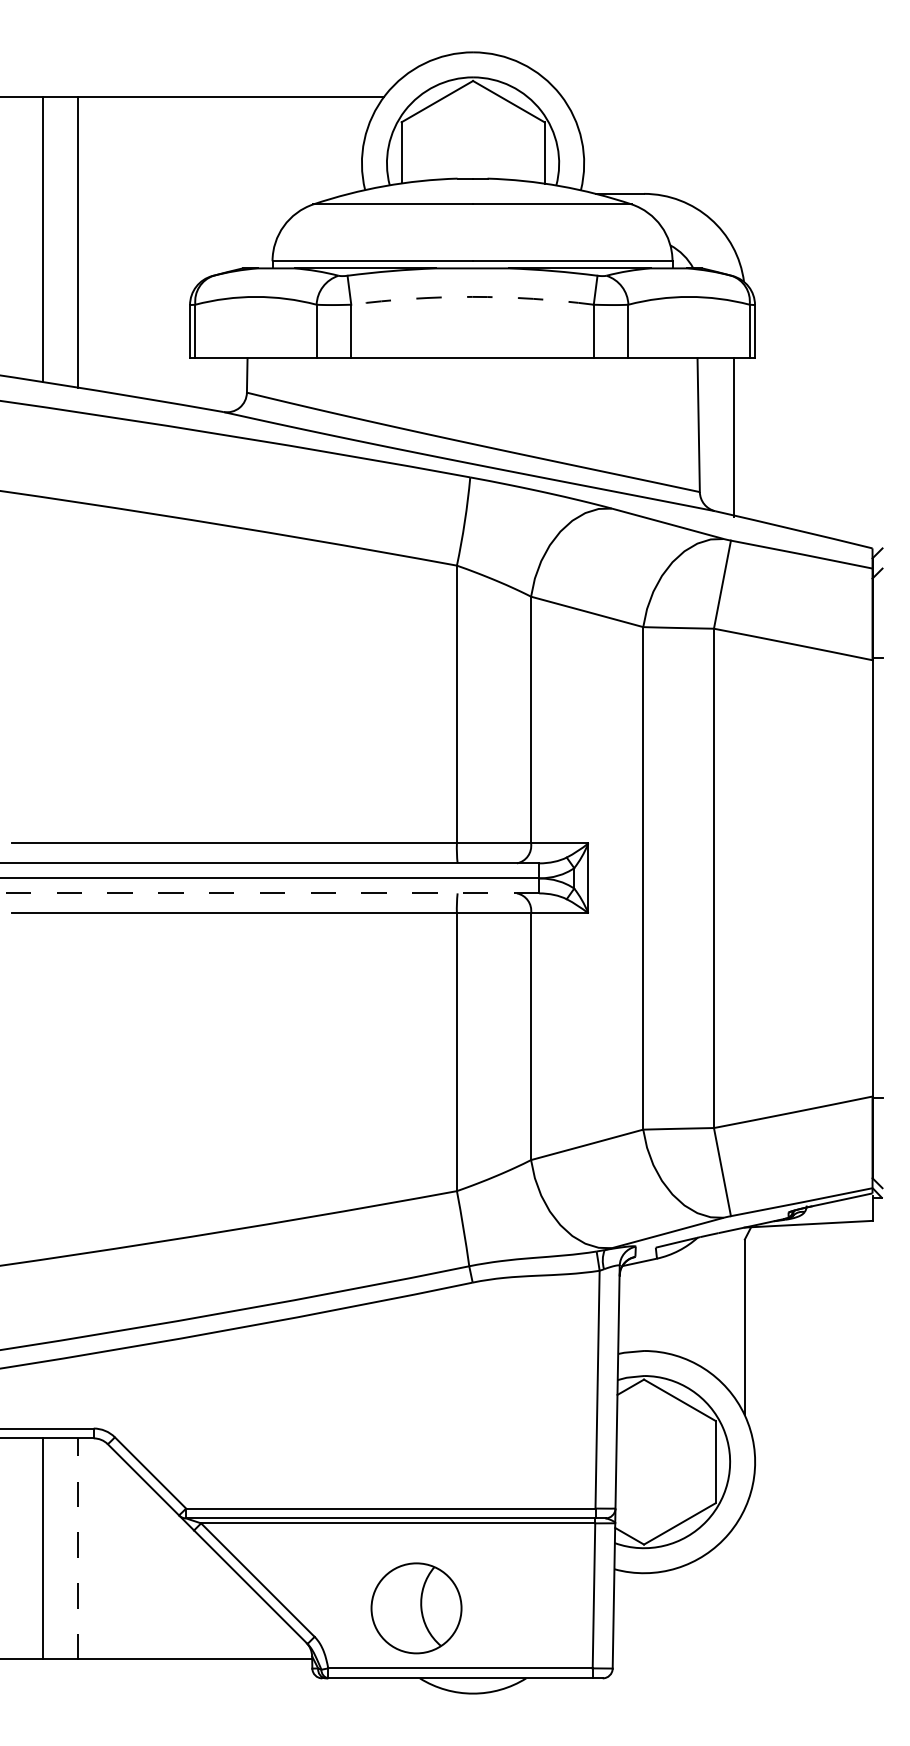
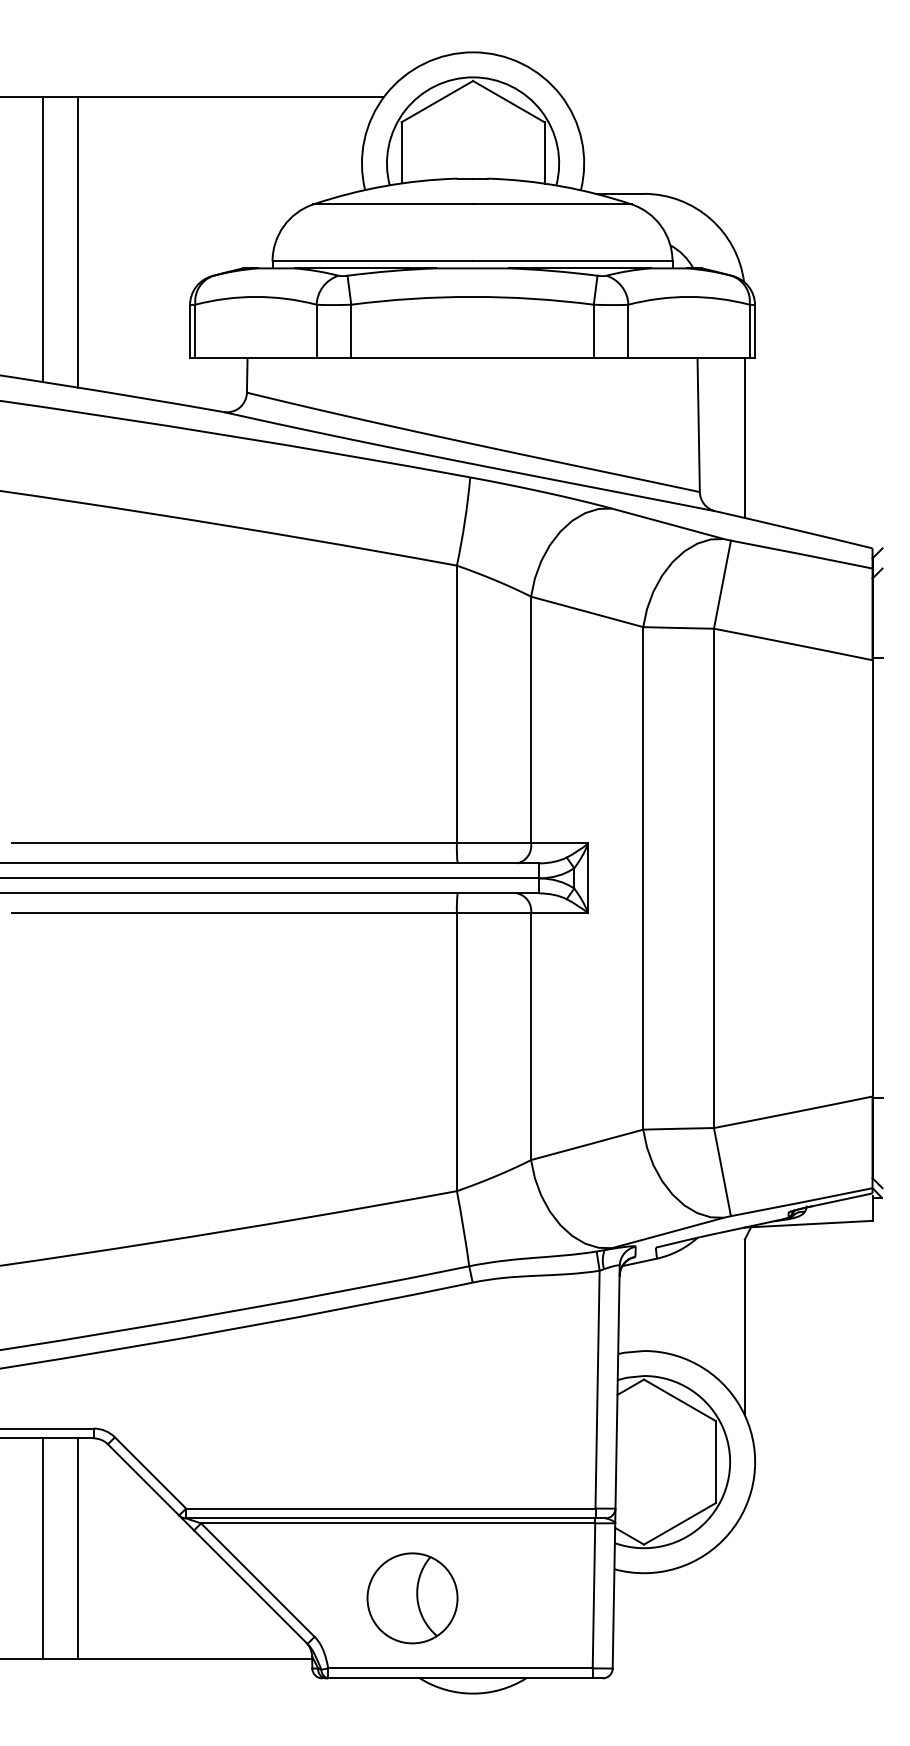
arc: dashed -> solid (472, 296)
line position: (733, 437) -> (744, 437) (744, 437)
line: dashed -> solid (269, 893)
line: dashed -> solid (78, 1548)
part position: (416, 1608) -> (412, 1598) (412, 1598)
